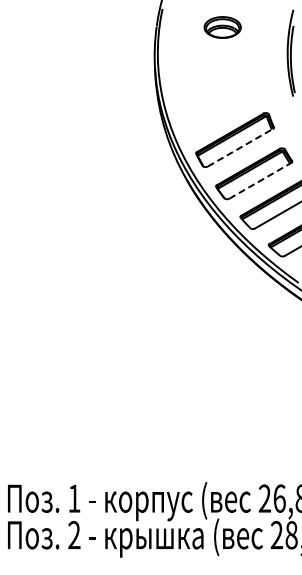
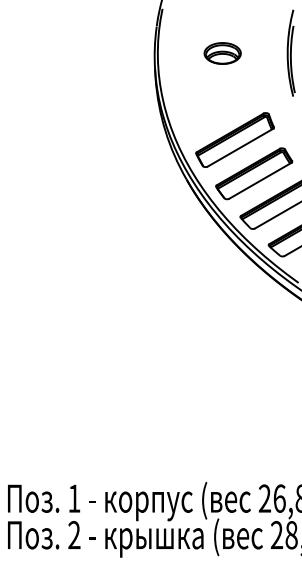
part position: (222, 27) -> (222, 53) (222, 53)
line: dashed -> solid (240, 147)
line: dashed -> solid (260, 180)
